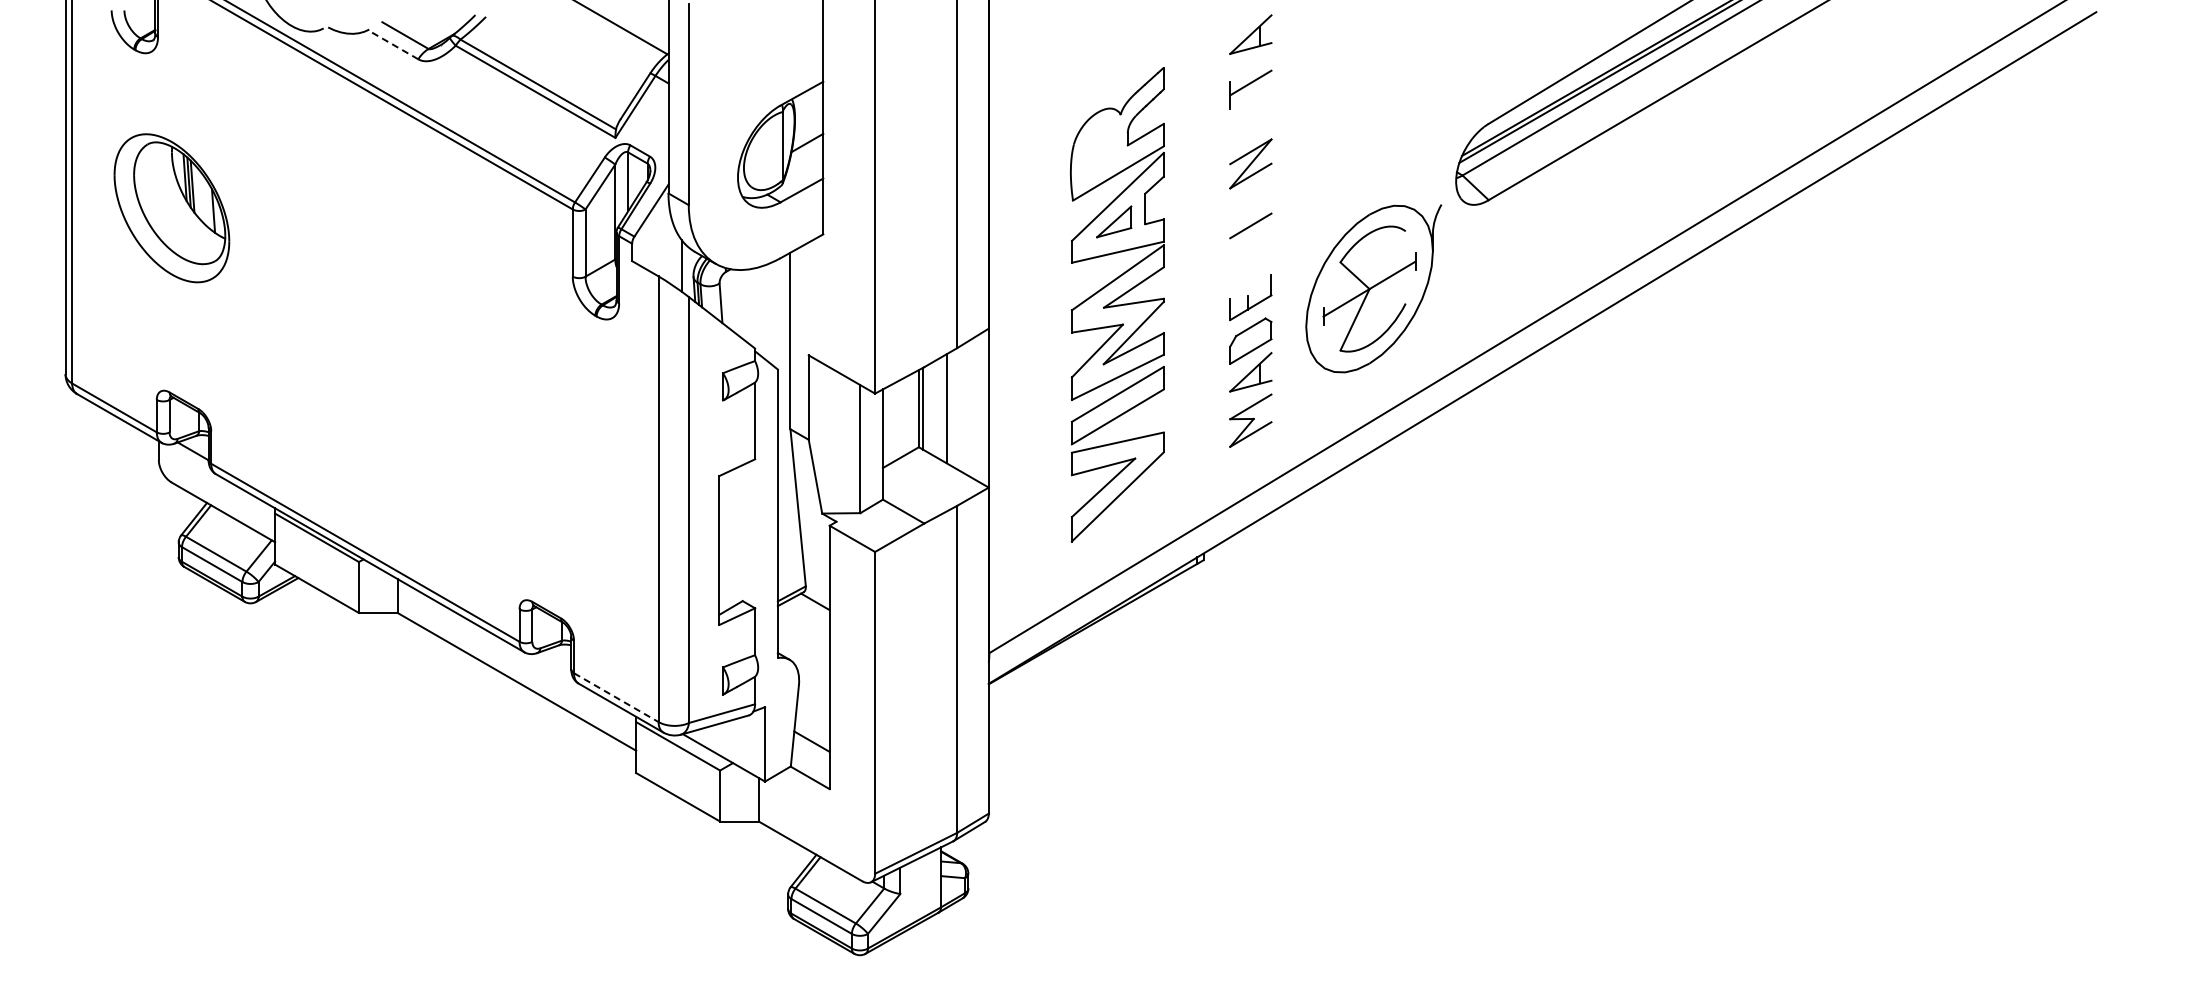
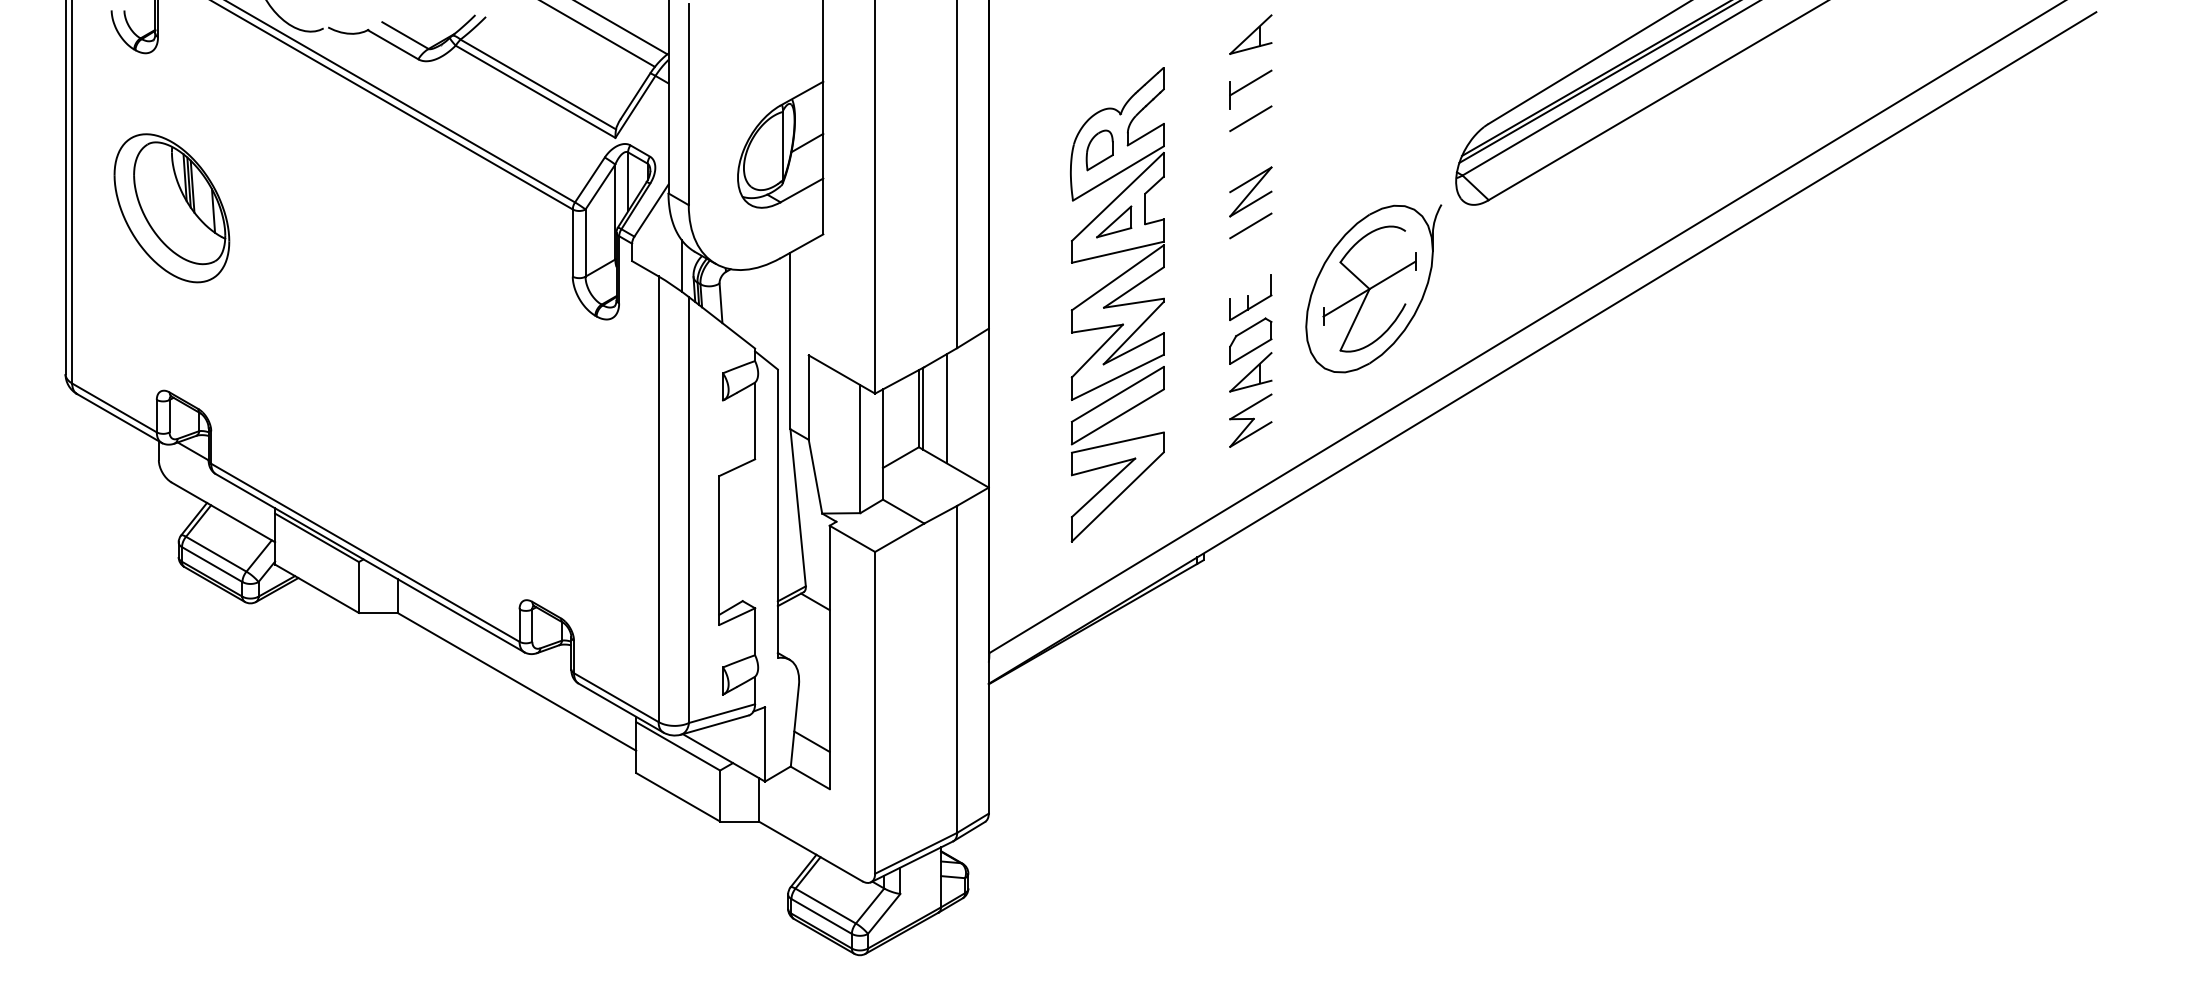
line: none -> present (598, 34)
line: dashed -> solid (392, 44)
line: none -> present (1250, 118)
part: none -> present (1099, 150)
part position: (1250, 163) -> (1250, 191) (1250, 191)
line: dashed -> solid (616, 697)
